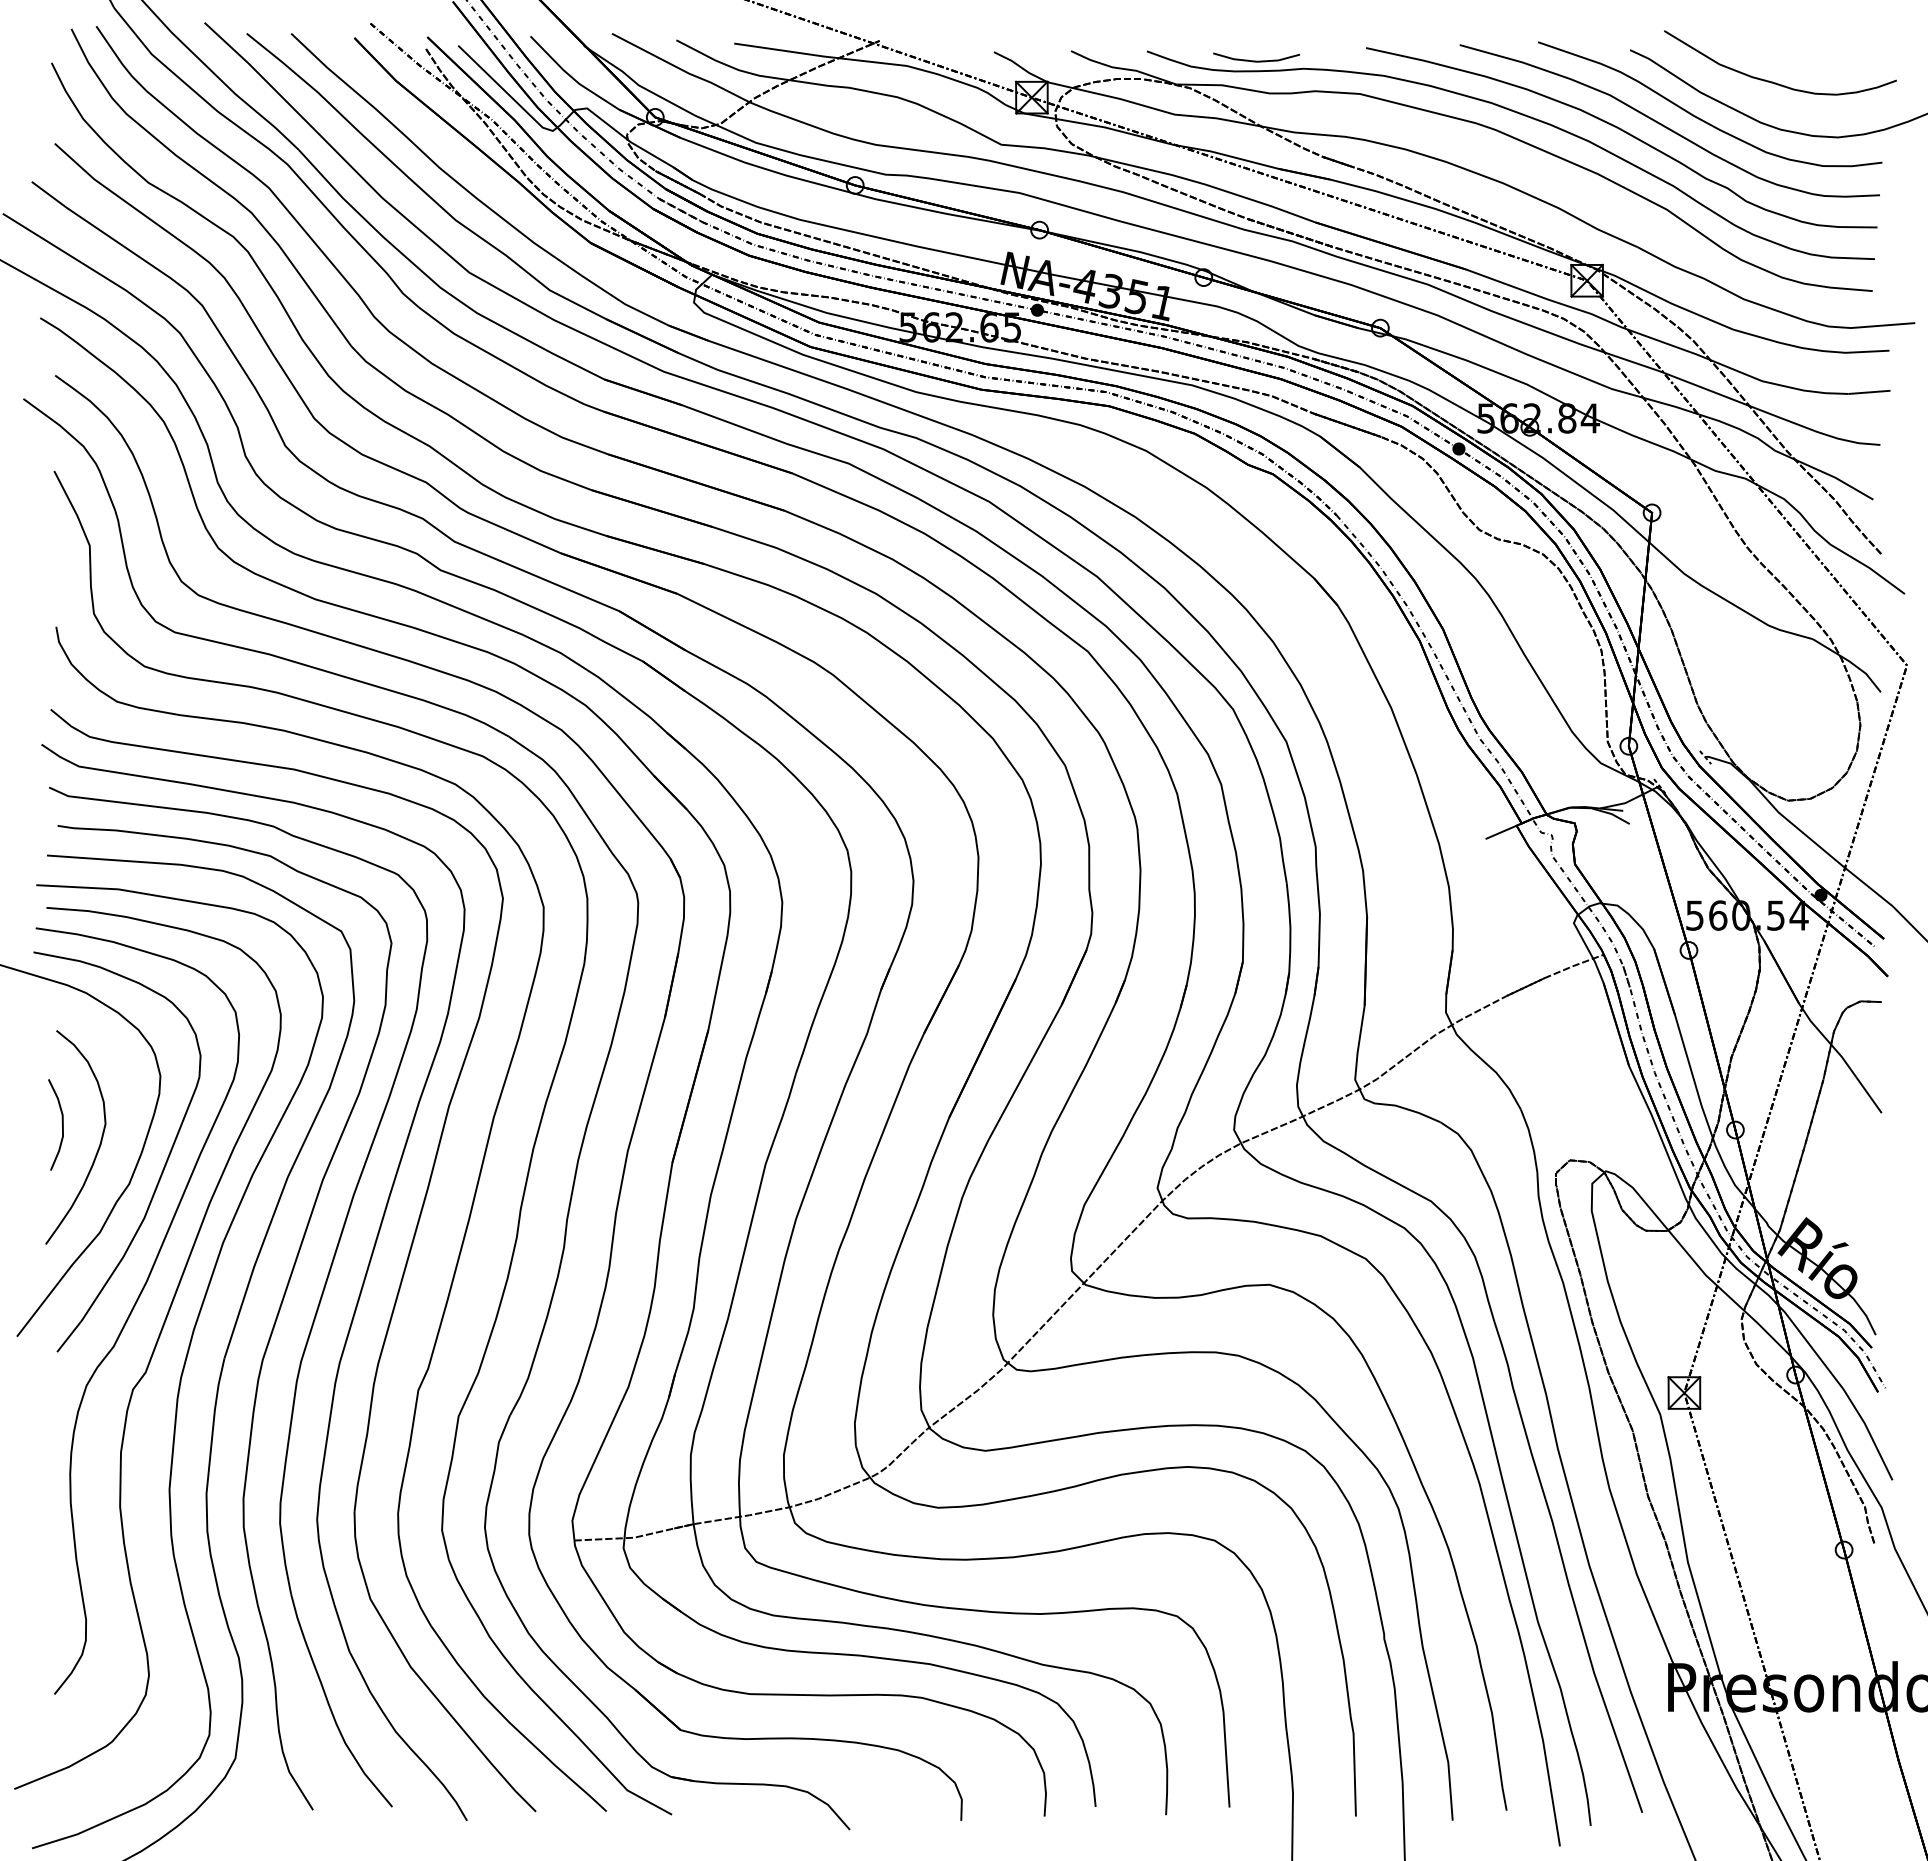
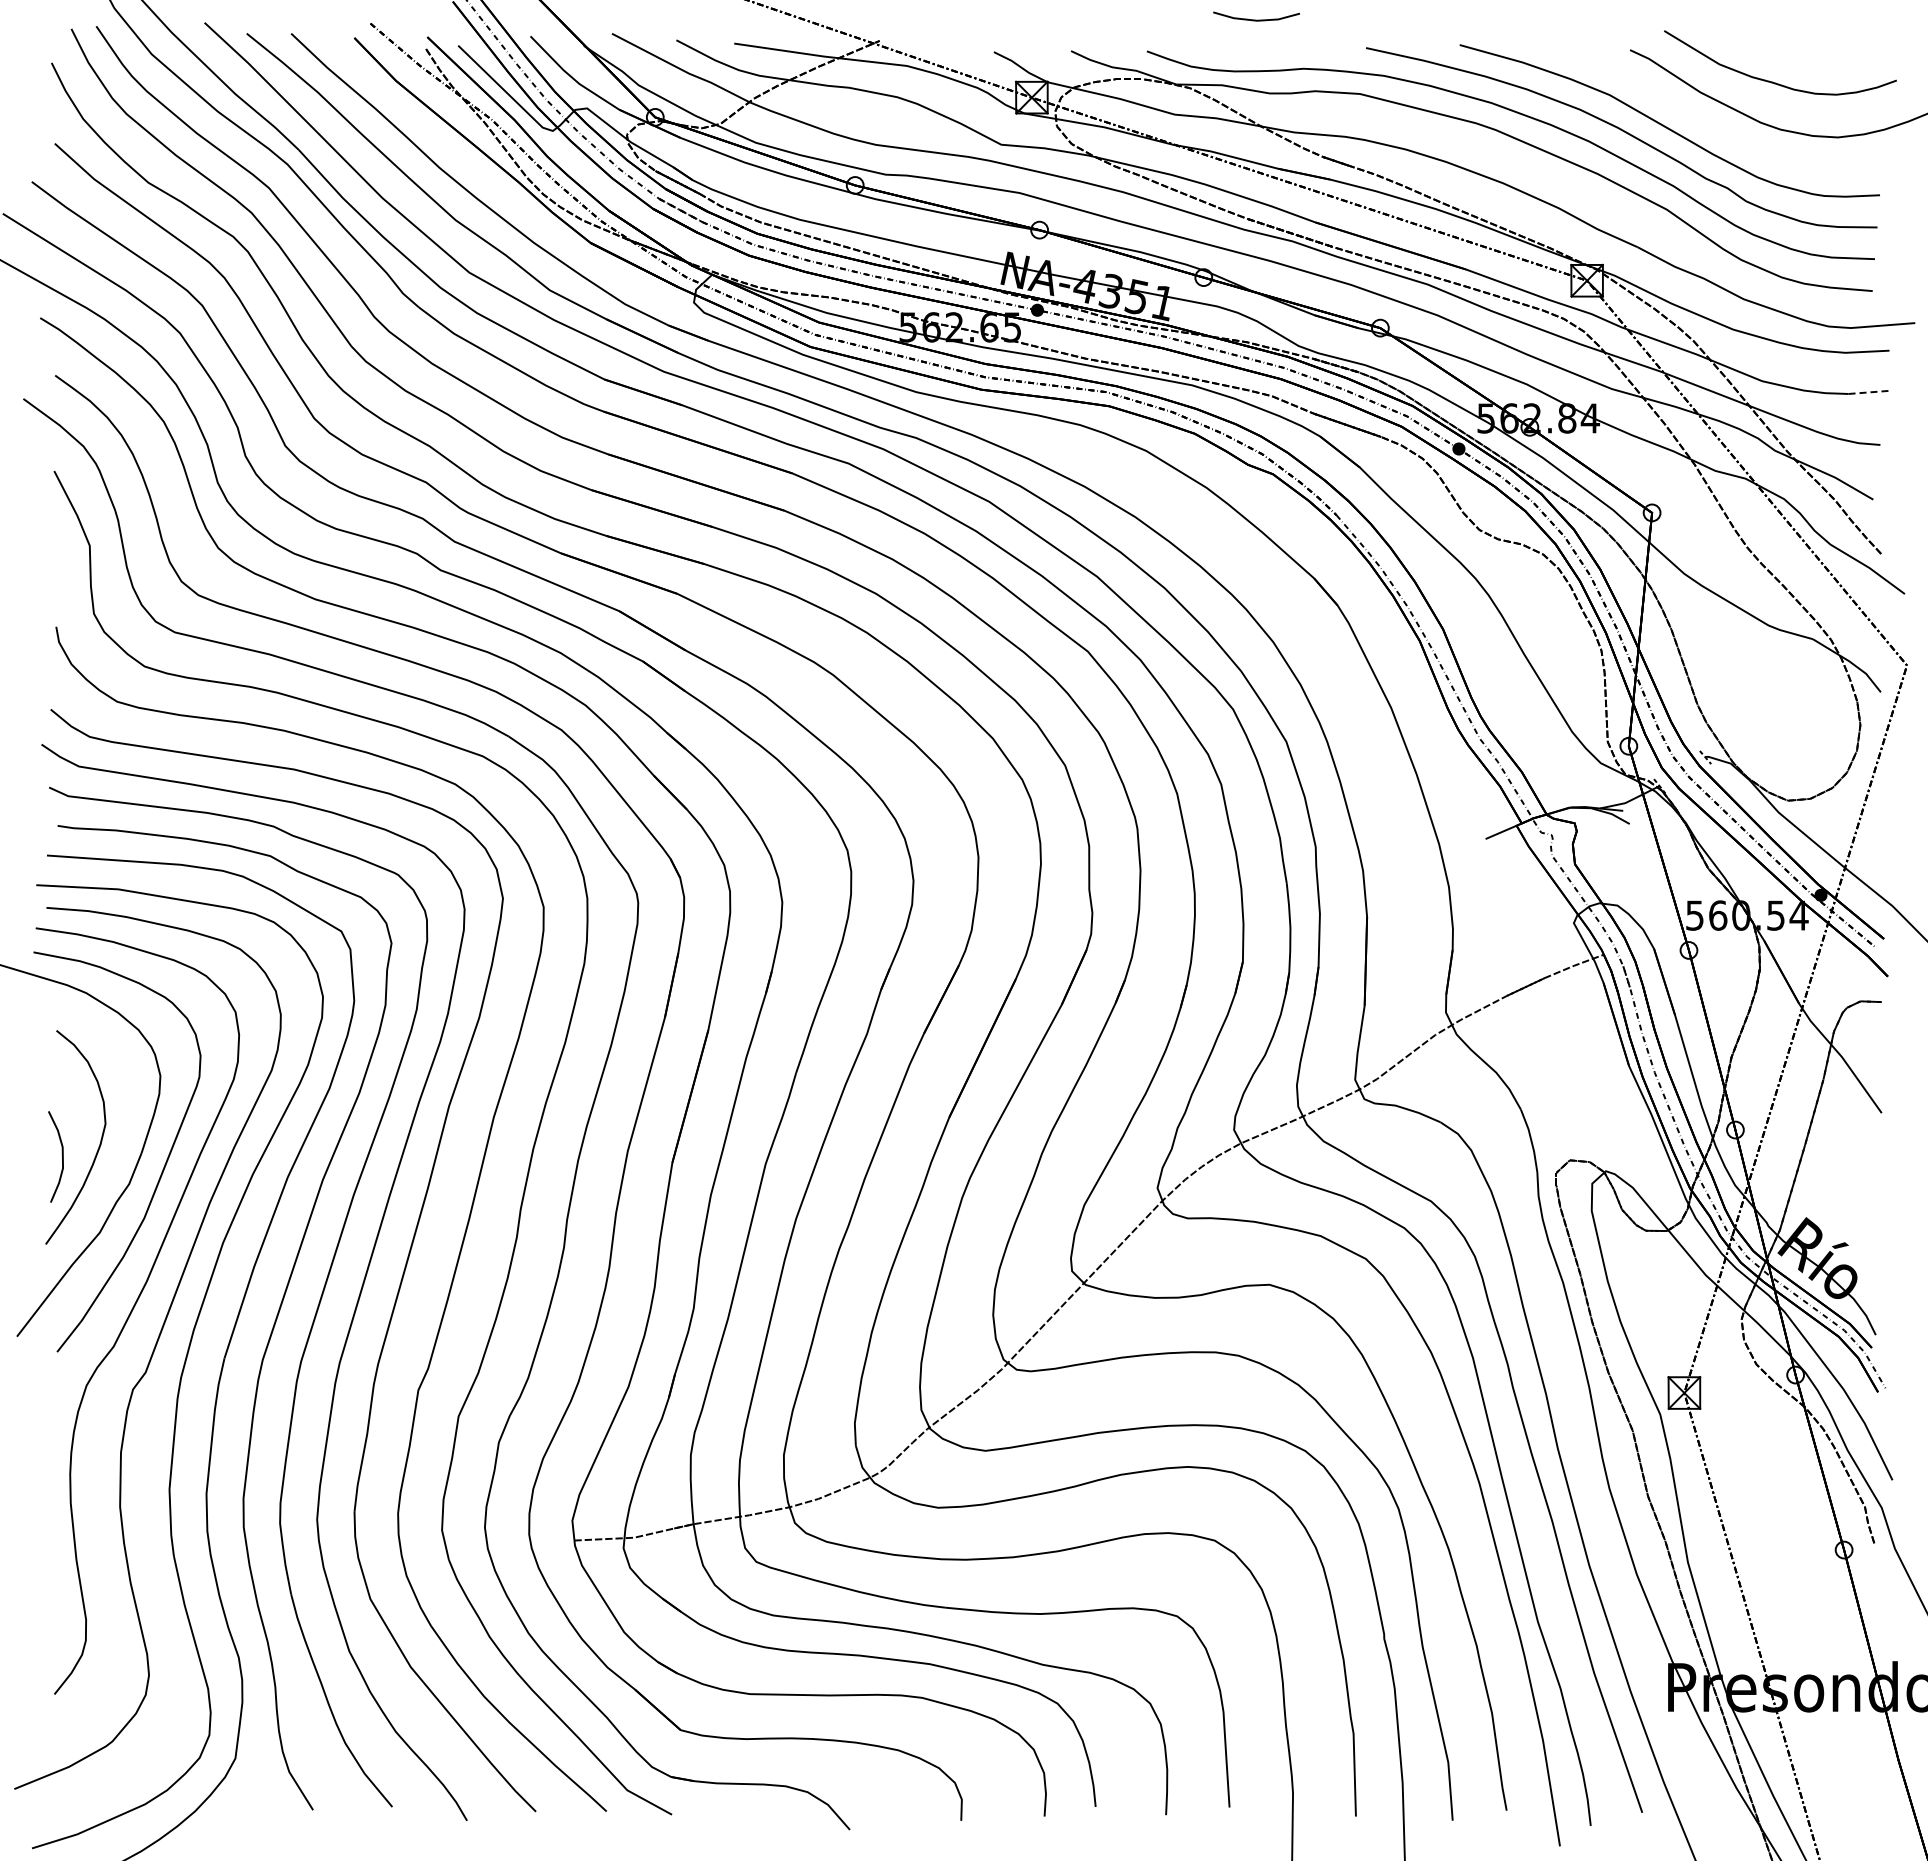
line position: (1256, 60) -> (1256, 19) (1256, 19)
curve: present -> none (1702, 119)
line: solid -> dashed (1870, 392)
curve position: (61, 1122) -> (61, 1154) (61, 1154)
